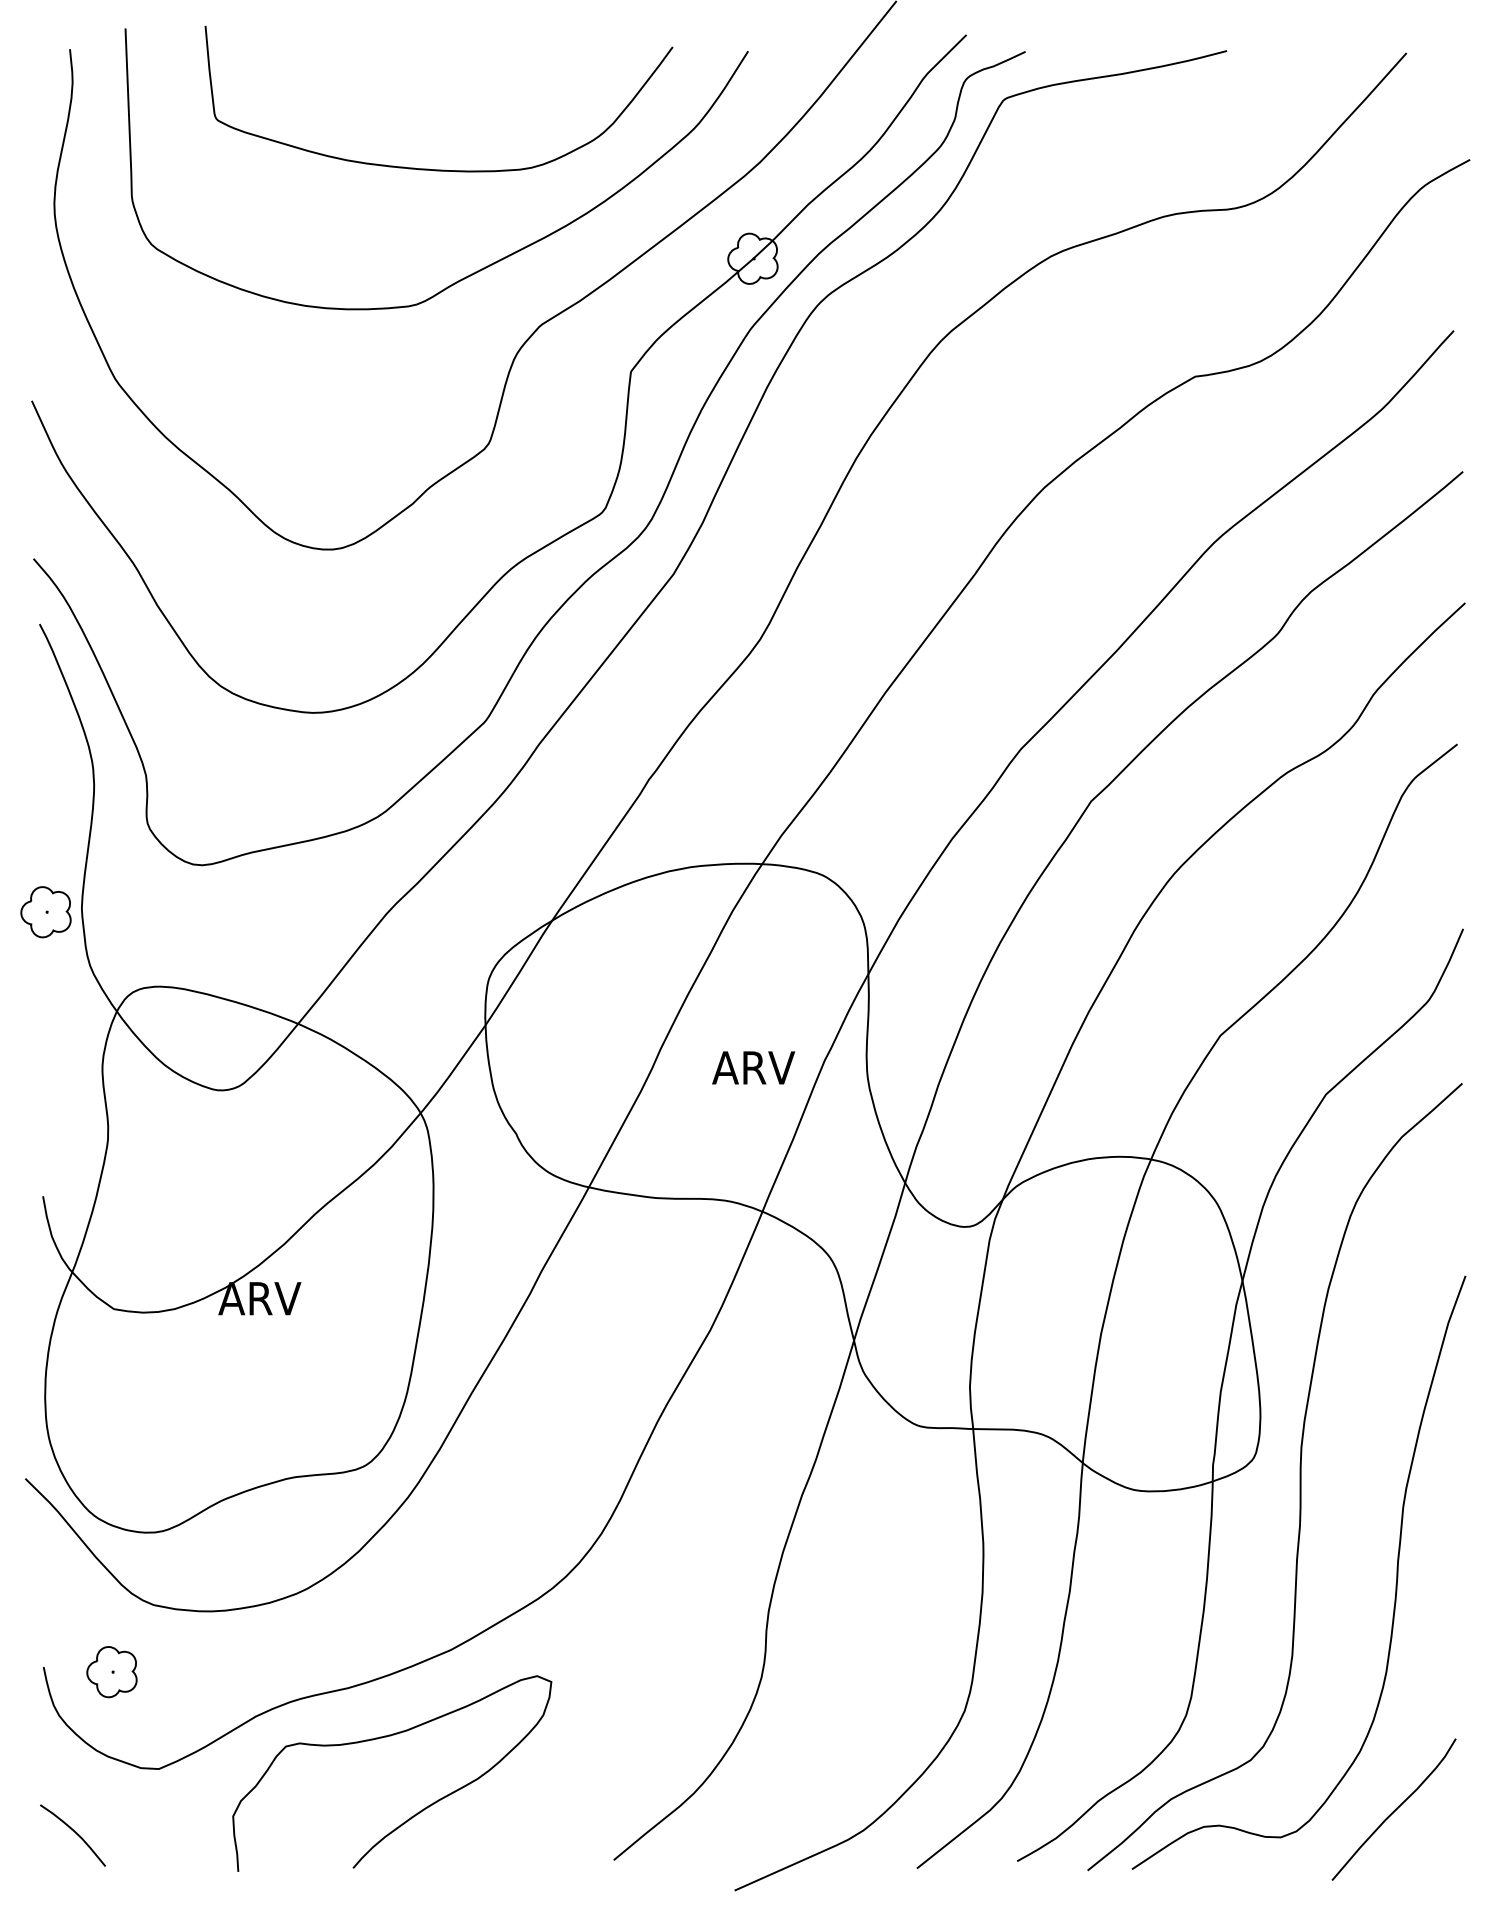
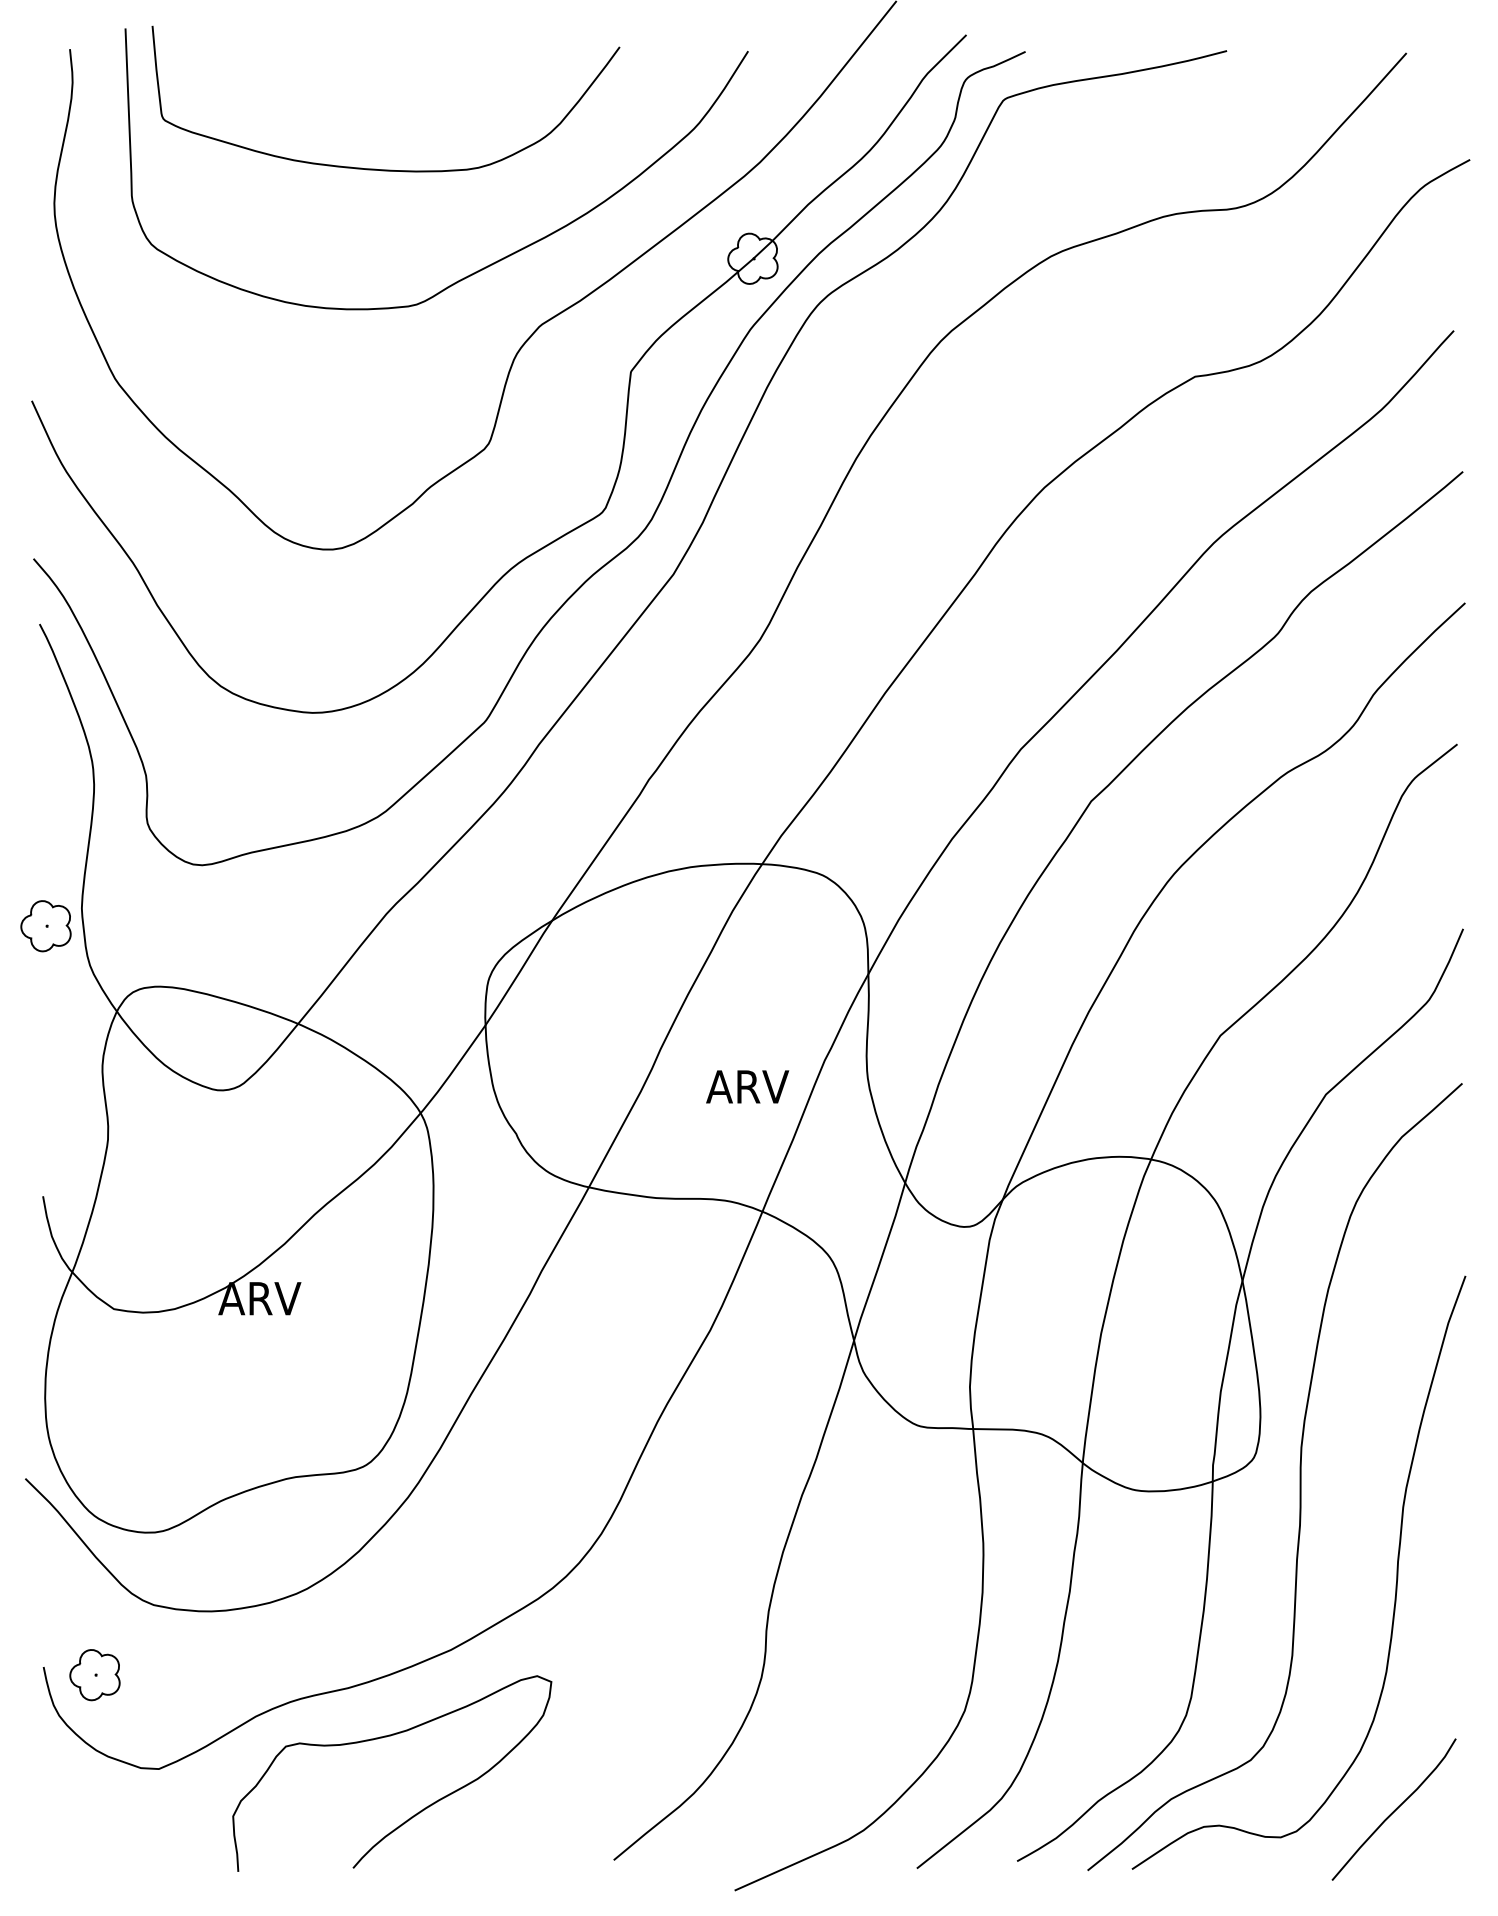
curve position: (428, 168) -> (375, 168) (375, 168)
part position: (45, 912) -> (45, 926) (45, 926)
text position: (753, 1067) -> (747, 1086) (747, 1086)
part position: (111, 1672) -> (94, 1675) (94, 1675)
curve: present -> none (74, 1832)
